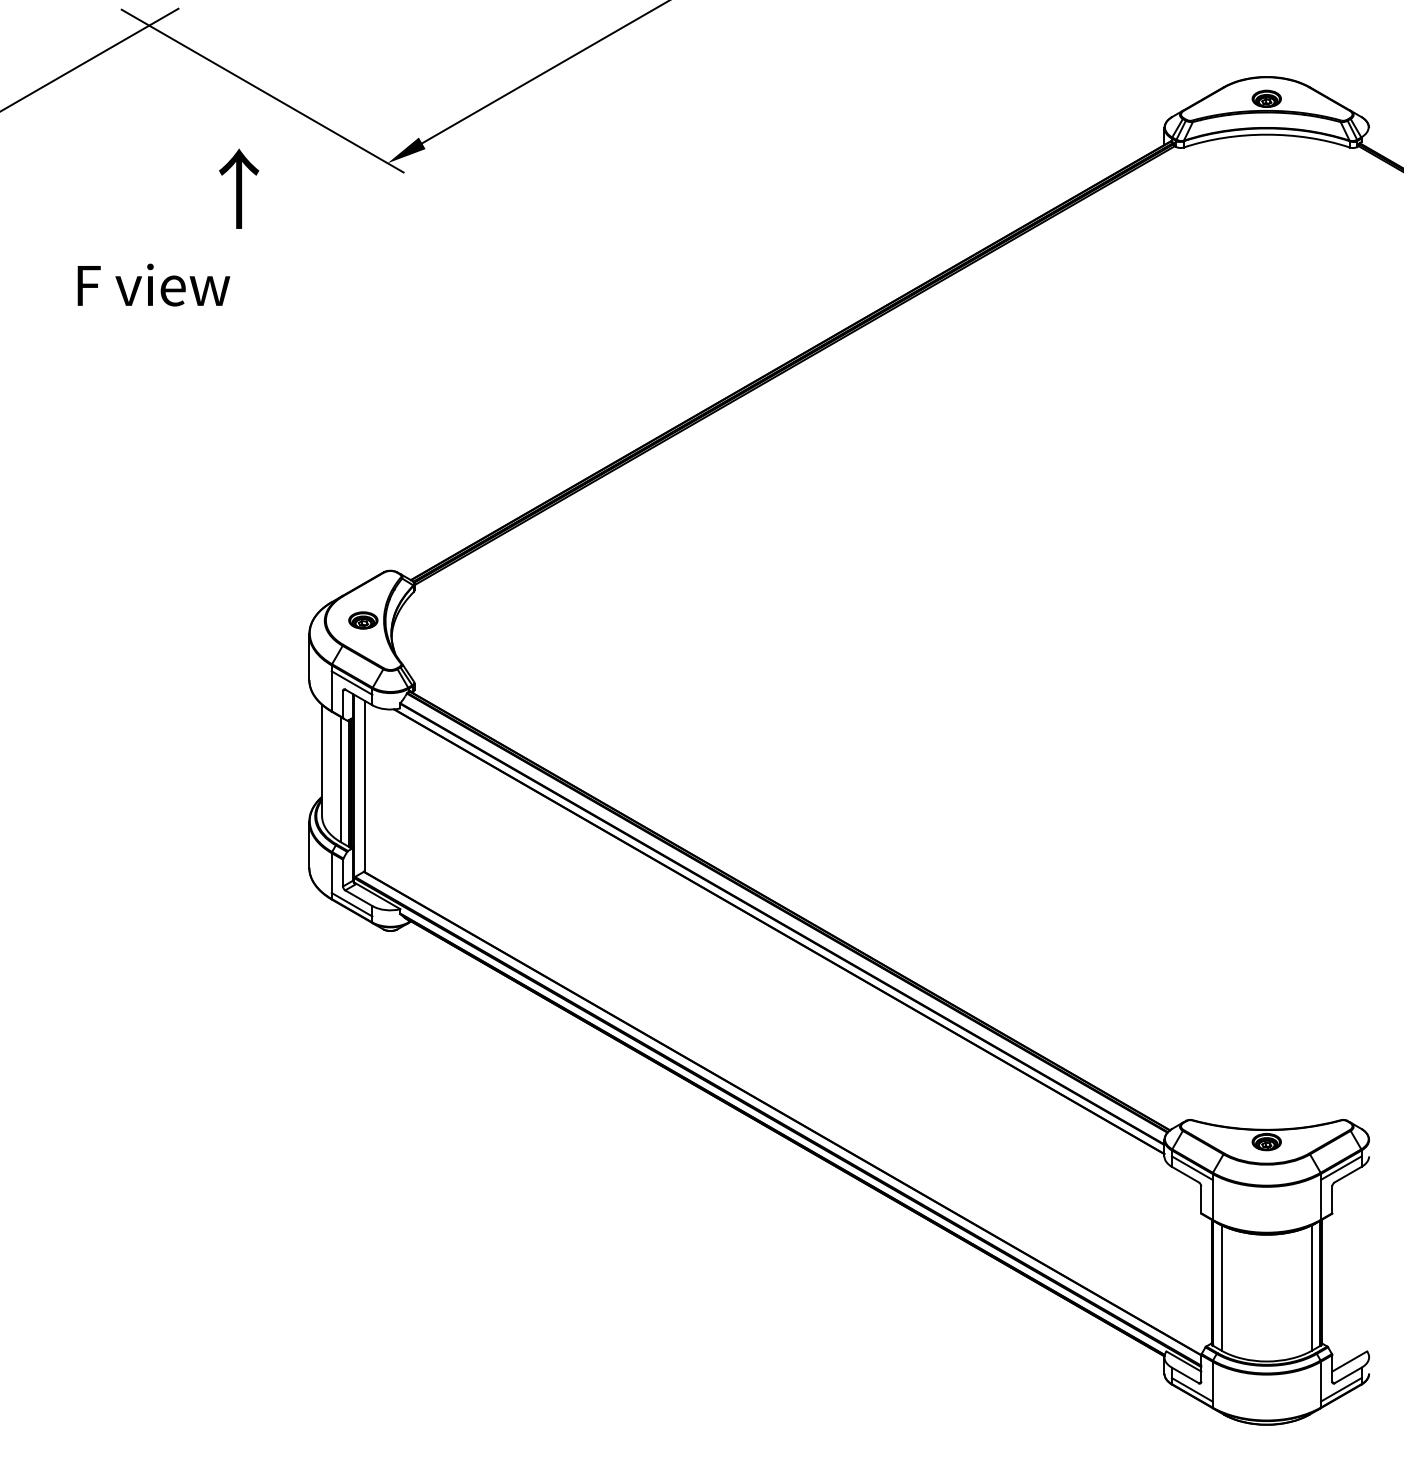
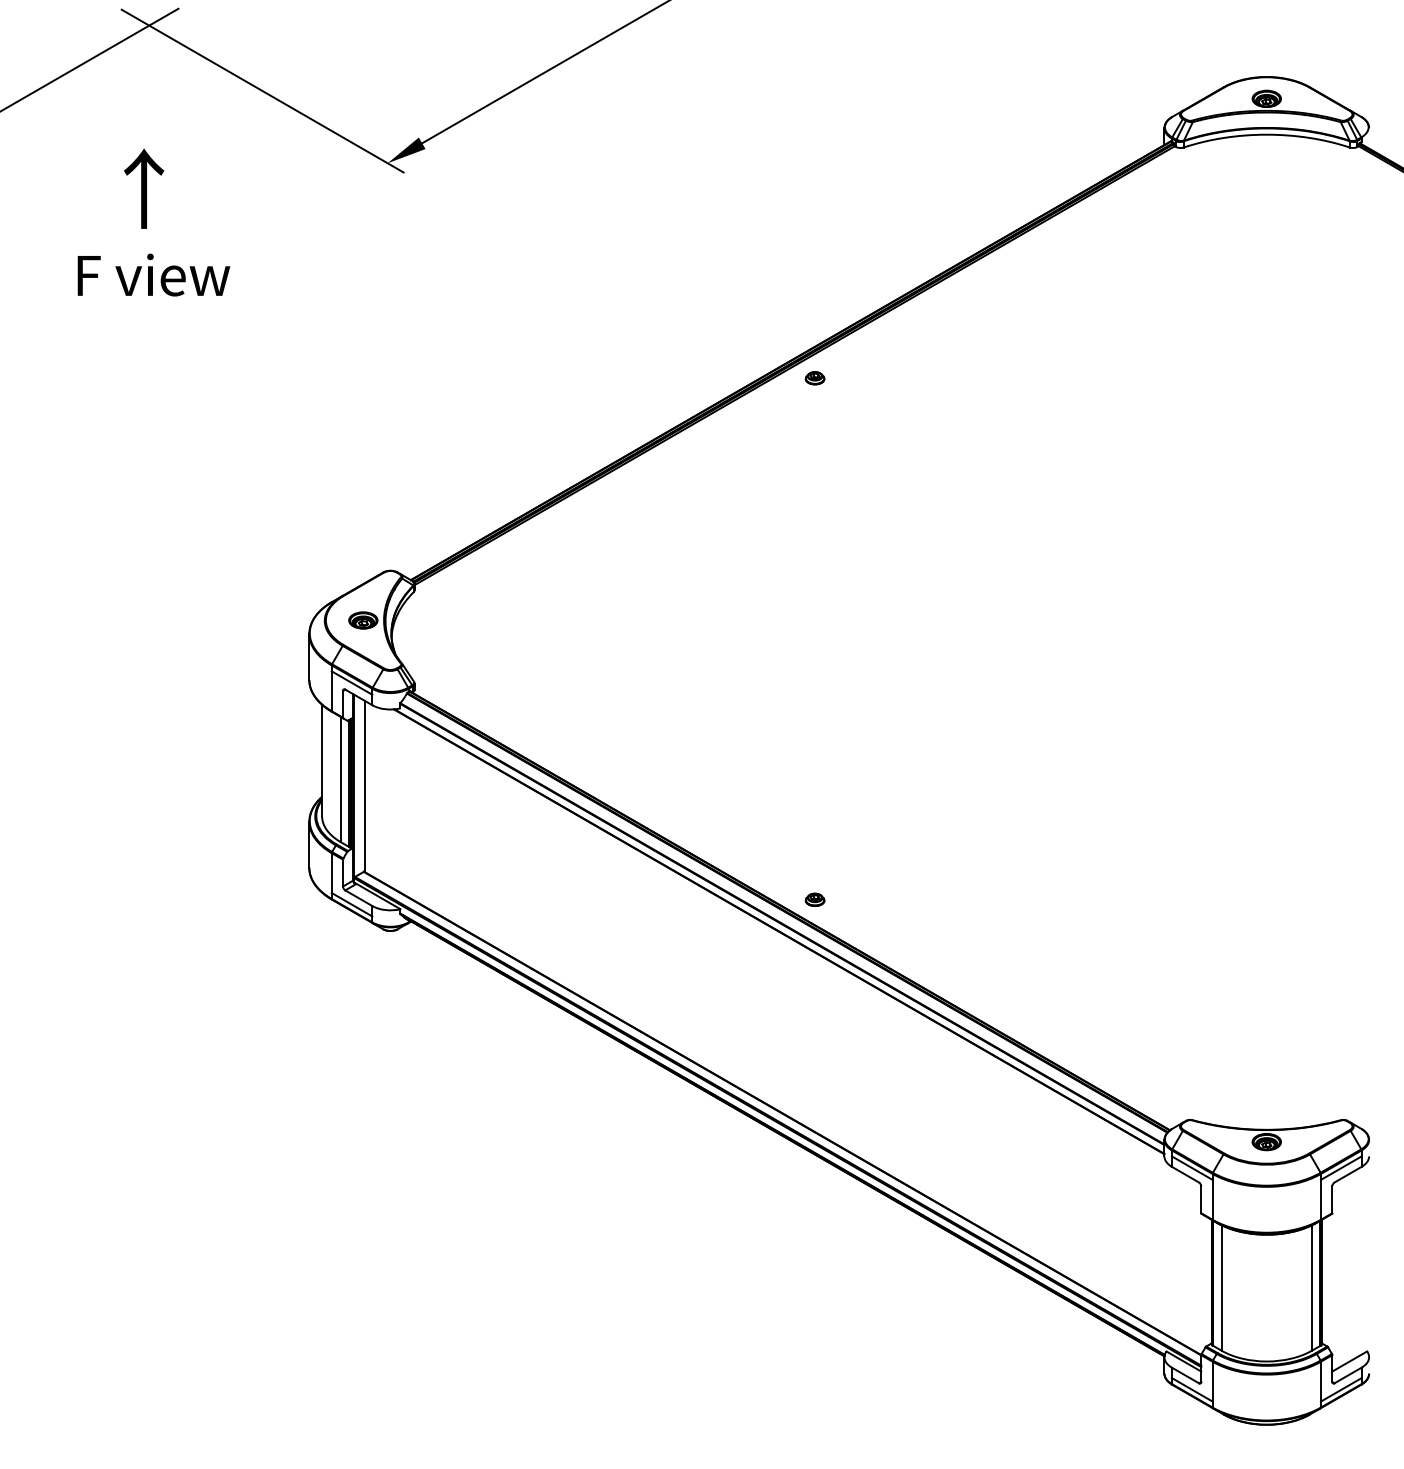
text position: (239, 188) -> (144, 188) (144, 188)
text position: (153, 284) -> (153, 274) (153, 274)
part: none -> present (814, 378)
part: none -> present (814, 899)
